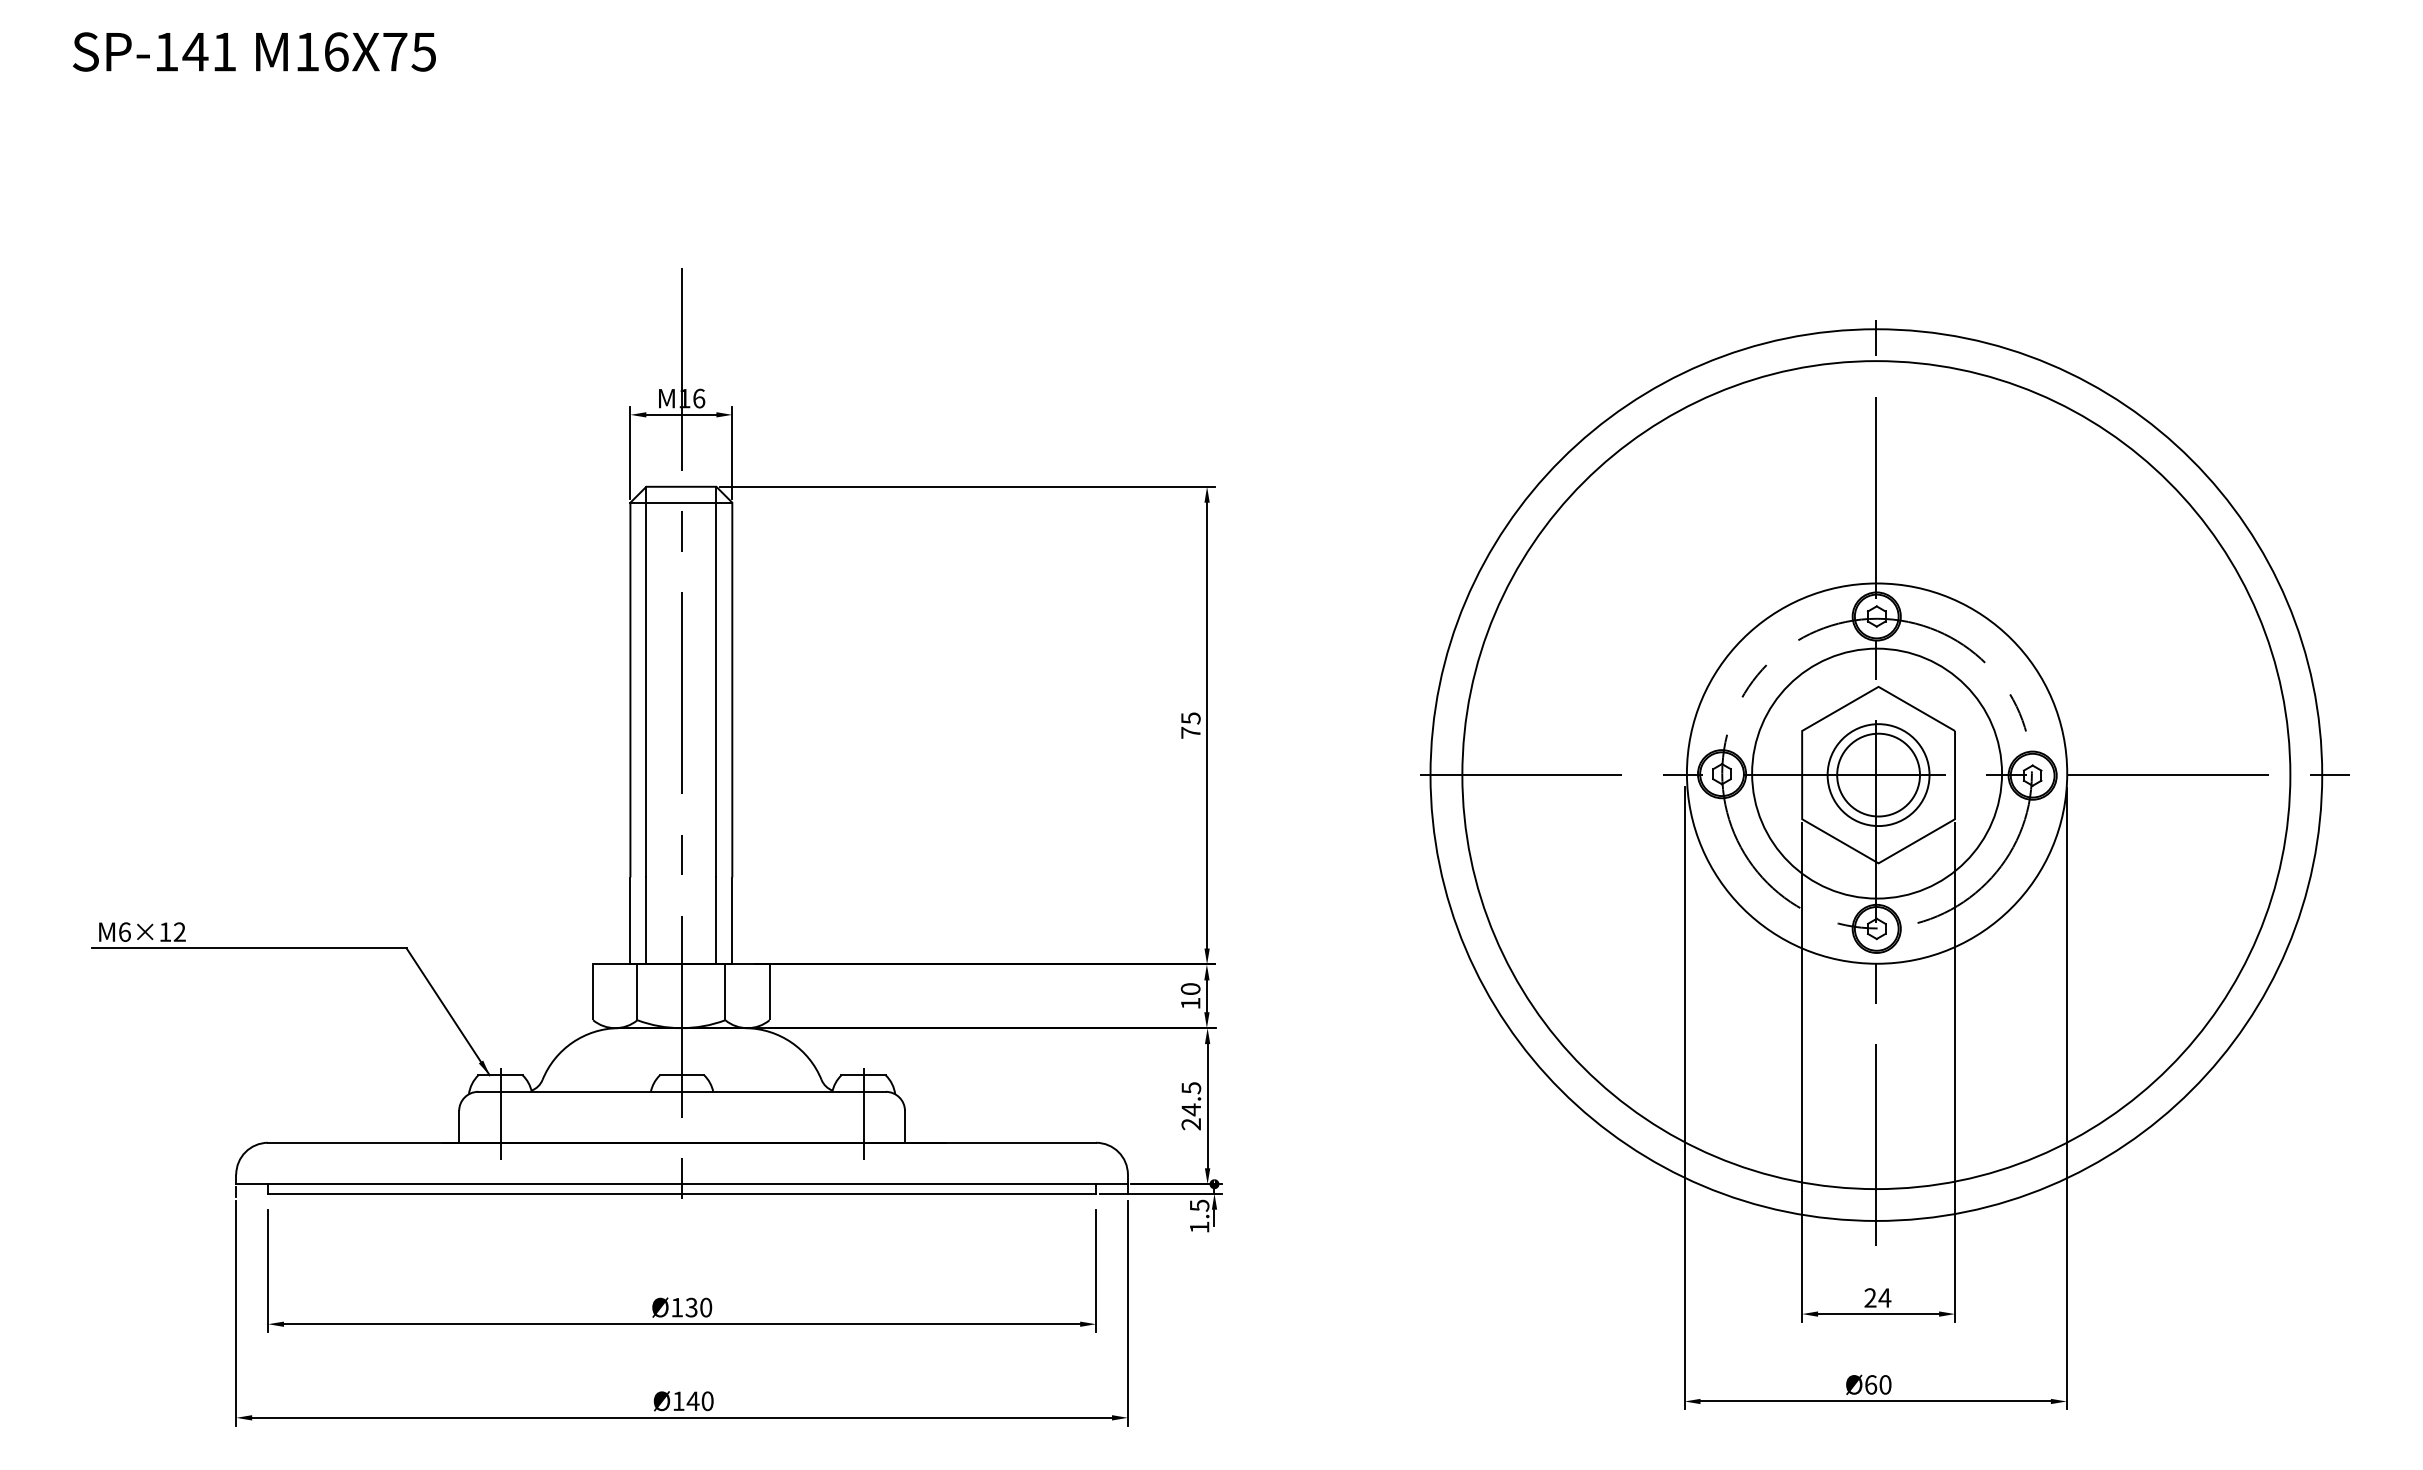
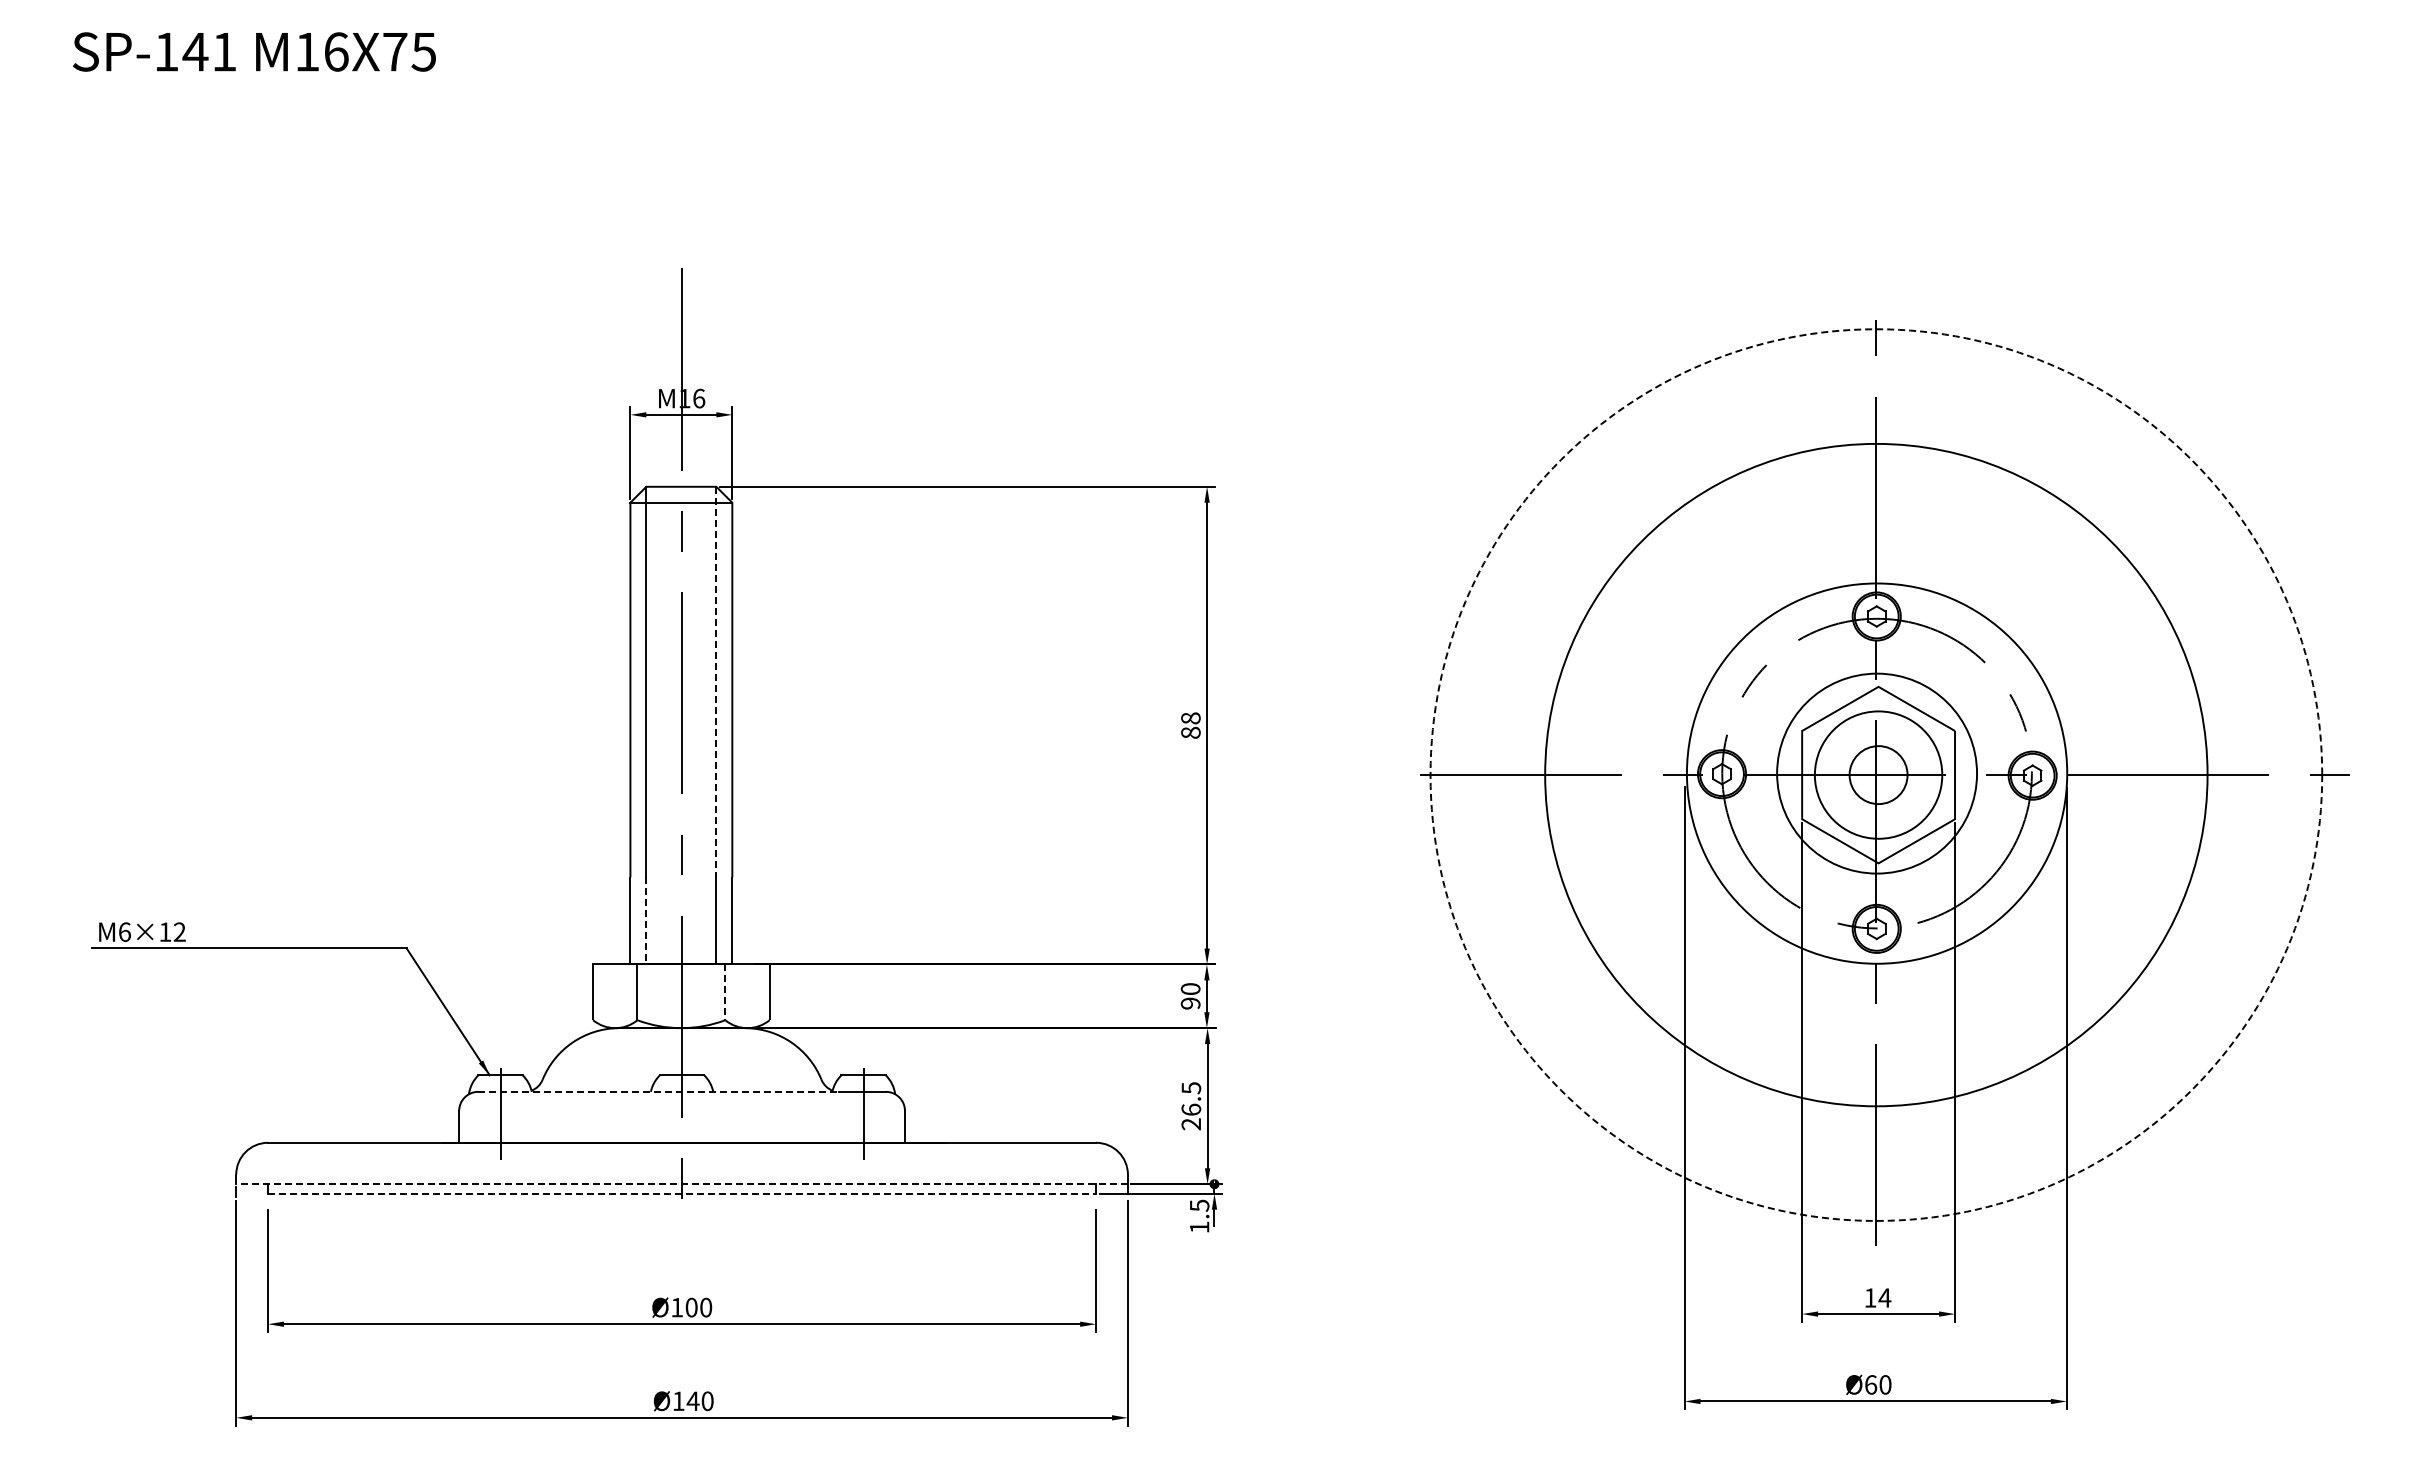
line: solid -> dashed (716, 682)
text: 75 -> 88 (1190, 725)
circle diameter: 250 px -> 200 px (1877, 773)
circle: solid -> dashed (1876, 774)
circle diameter: 83 px -> 58 px (1878, 775)
circle diameter: 828 px -> 662 px (1876, 774)
circle diameter: 102 px -> 127 px (1878, 774)
line: solid -> dashed (646, 920)
line: solid -> dashed (725, 992)
text: 10 -> 90 (1190, 1003)
line: solid -> dashed (658, 1091)
text: 24.5 -> 26.5 (1191, 1109)
line: solid -> dashed (682, 1184)
line: solid -> dashed (682, 1193)
text: 24 -> 14 (1870, 1297)
text: Ø130 -> Ø100 (691, 1307)
